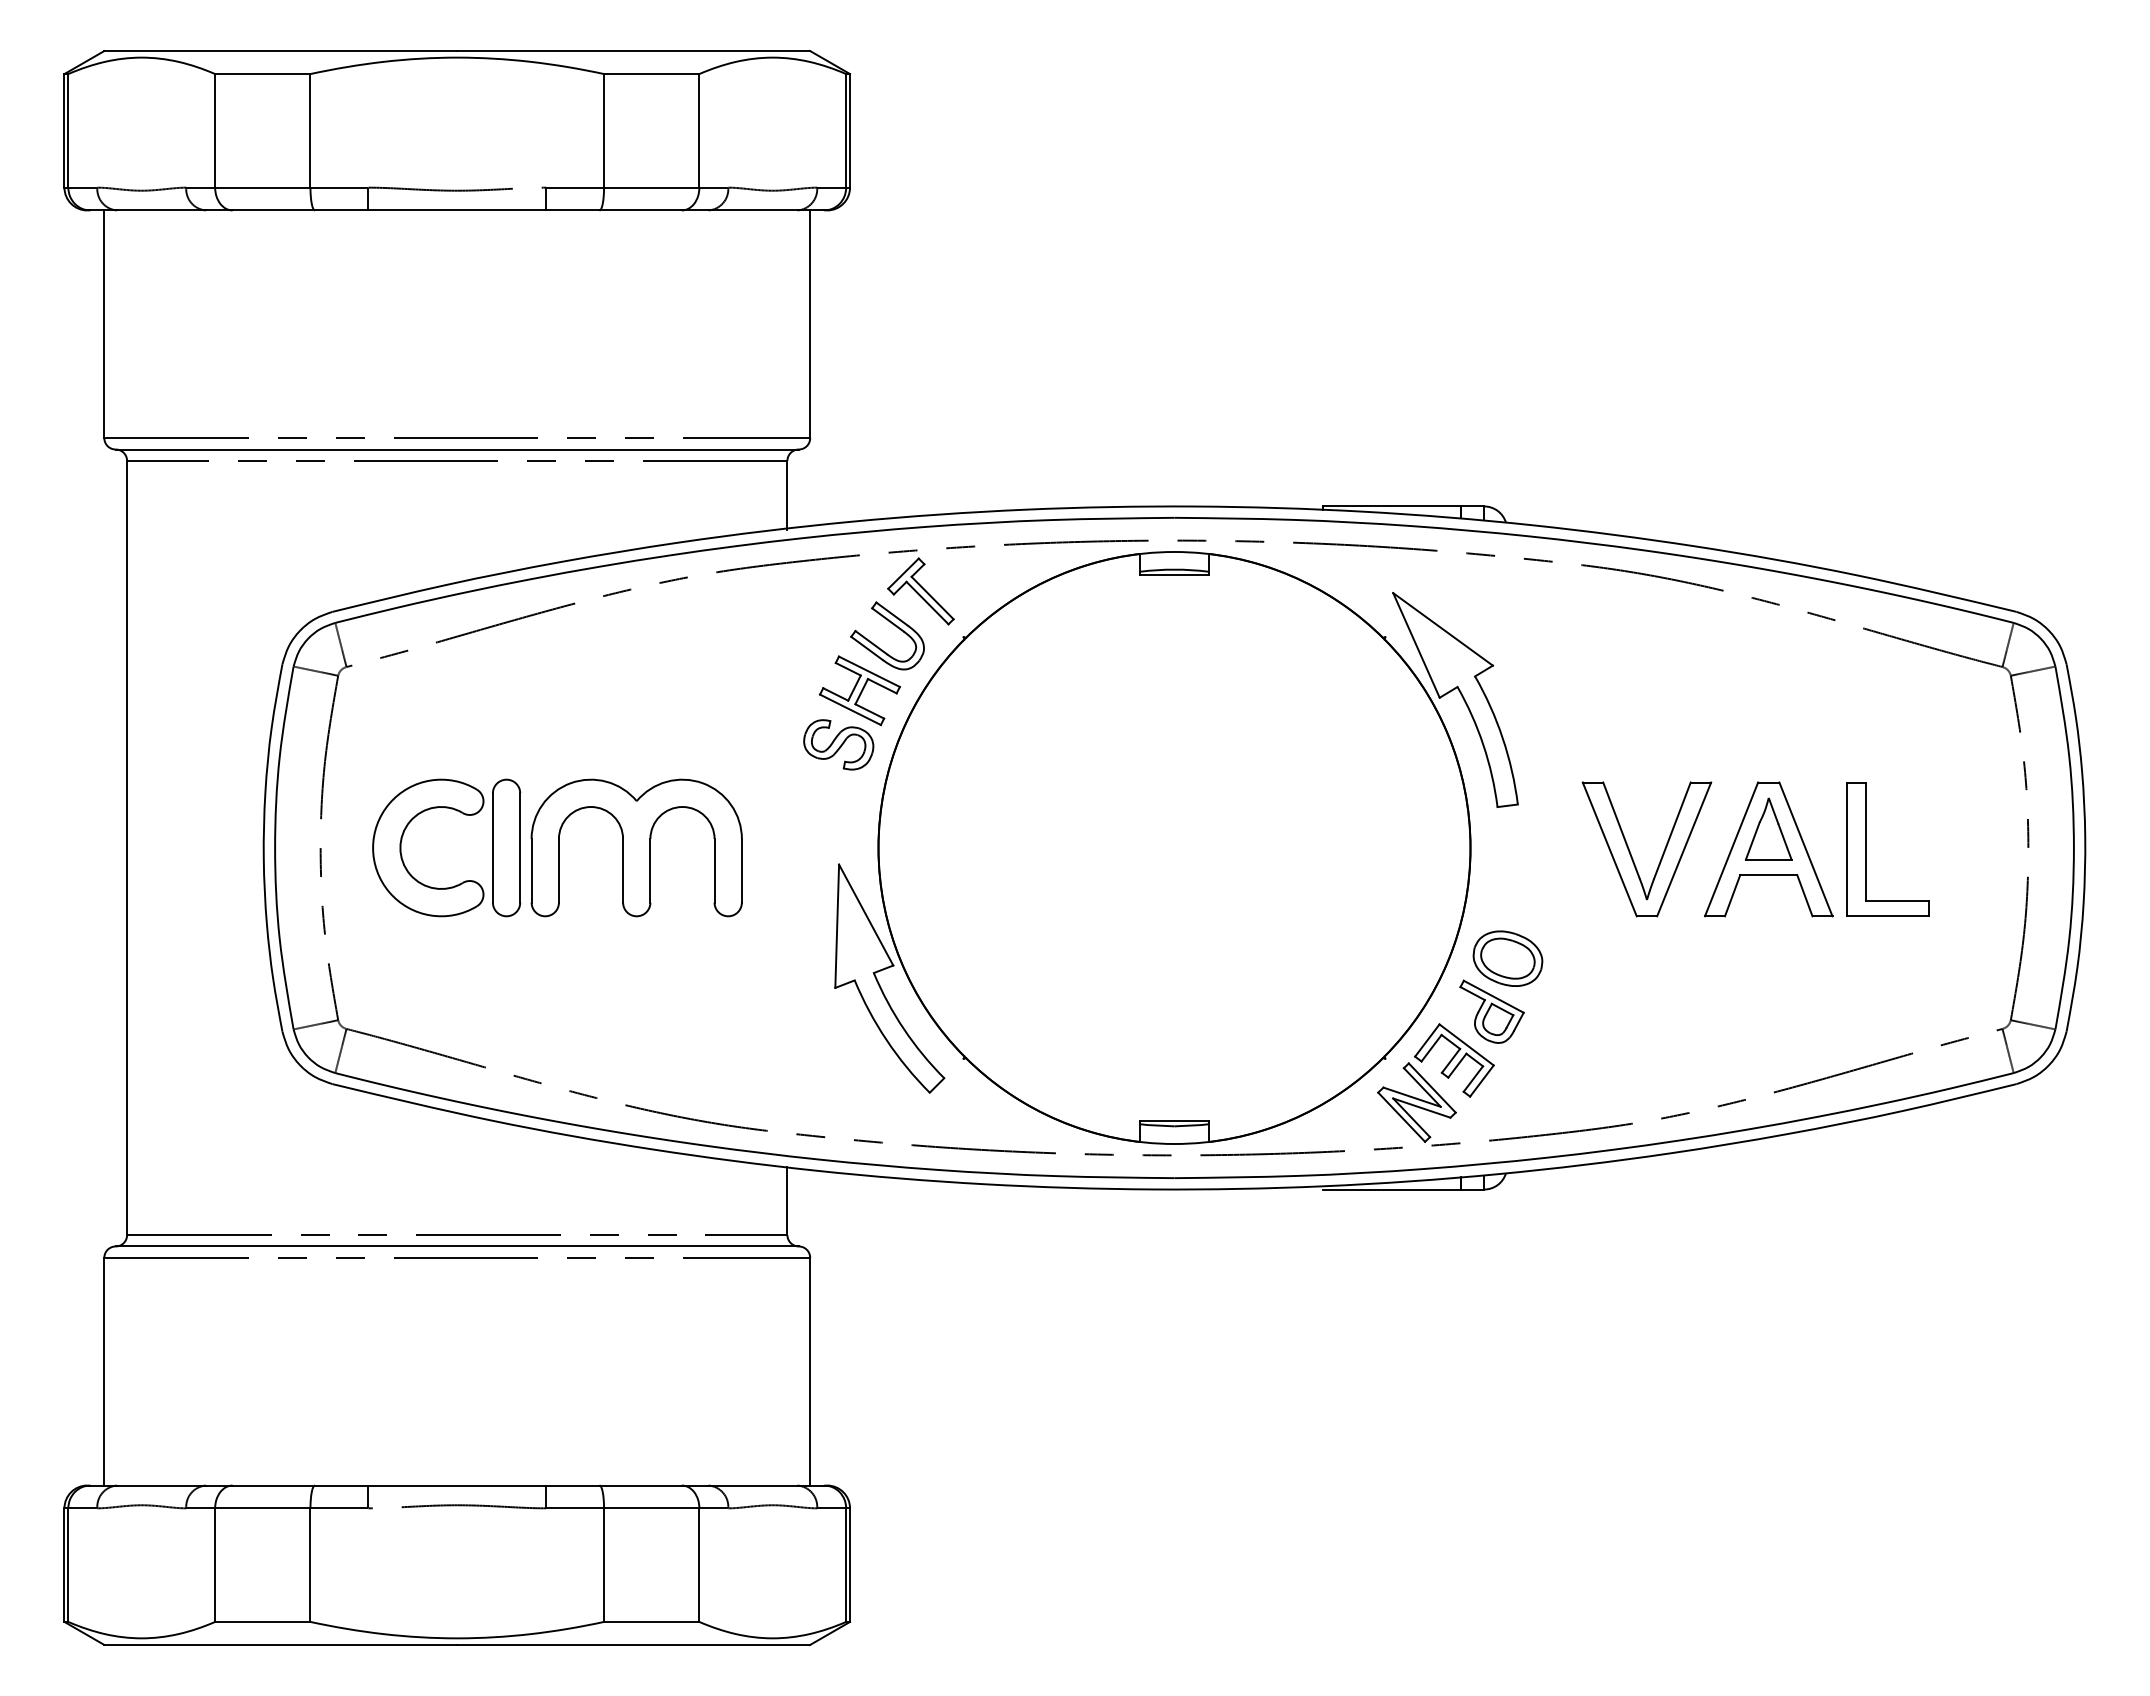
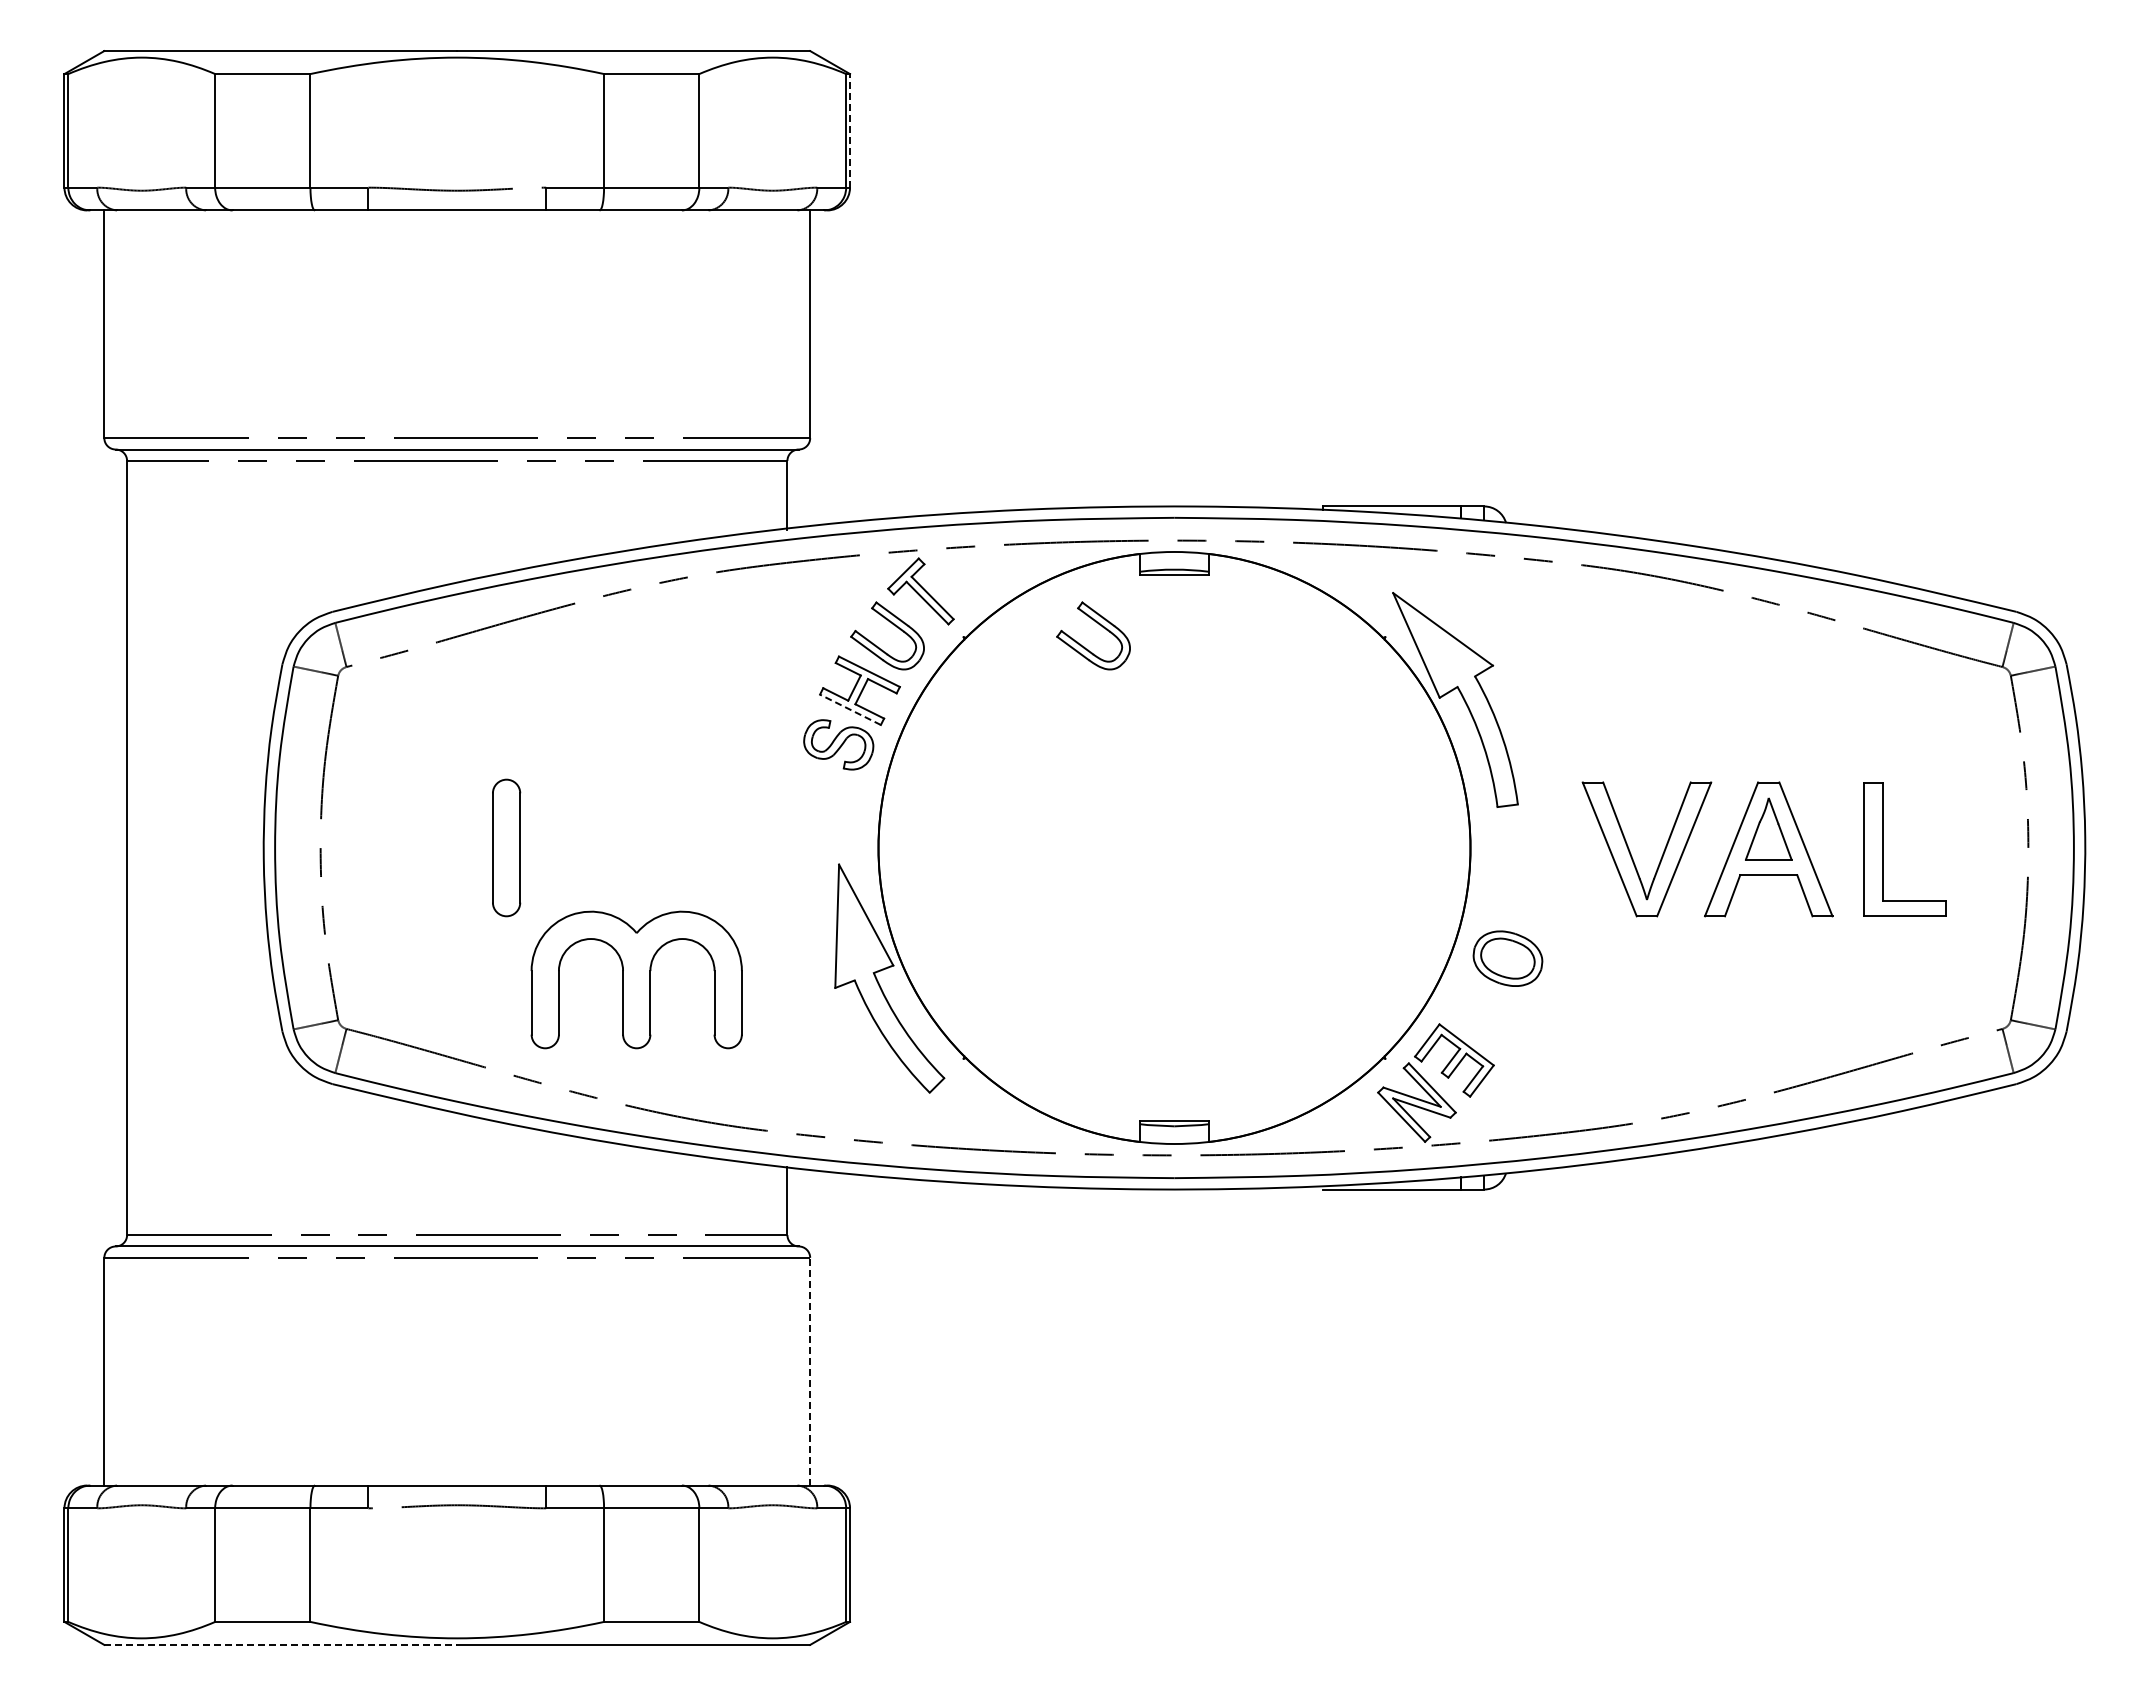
line: solid -> dashed (850, 130)
part: none -> present (1099, 625)
line: solid -> dashed (850, 709)
part: present -> none (402, 840)
part position: (636, 847) -> (636, 979) (636, 979)
part position: (1866, 849) -> (1883, 849) (1883, 849)
part: present -> none (1491, 1011)
line: solid -> dashed (810, 1371)
line: solid -> dashed (281, 1644)
